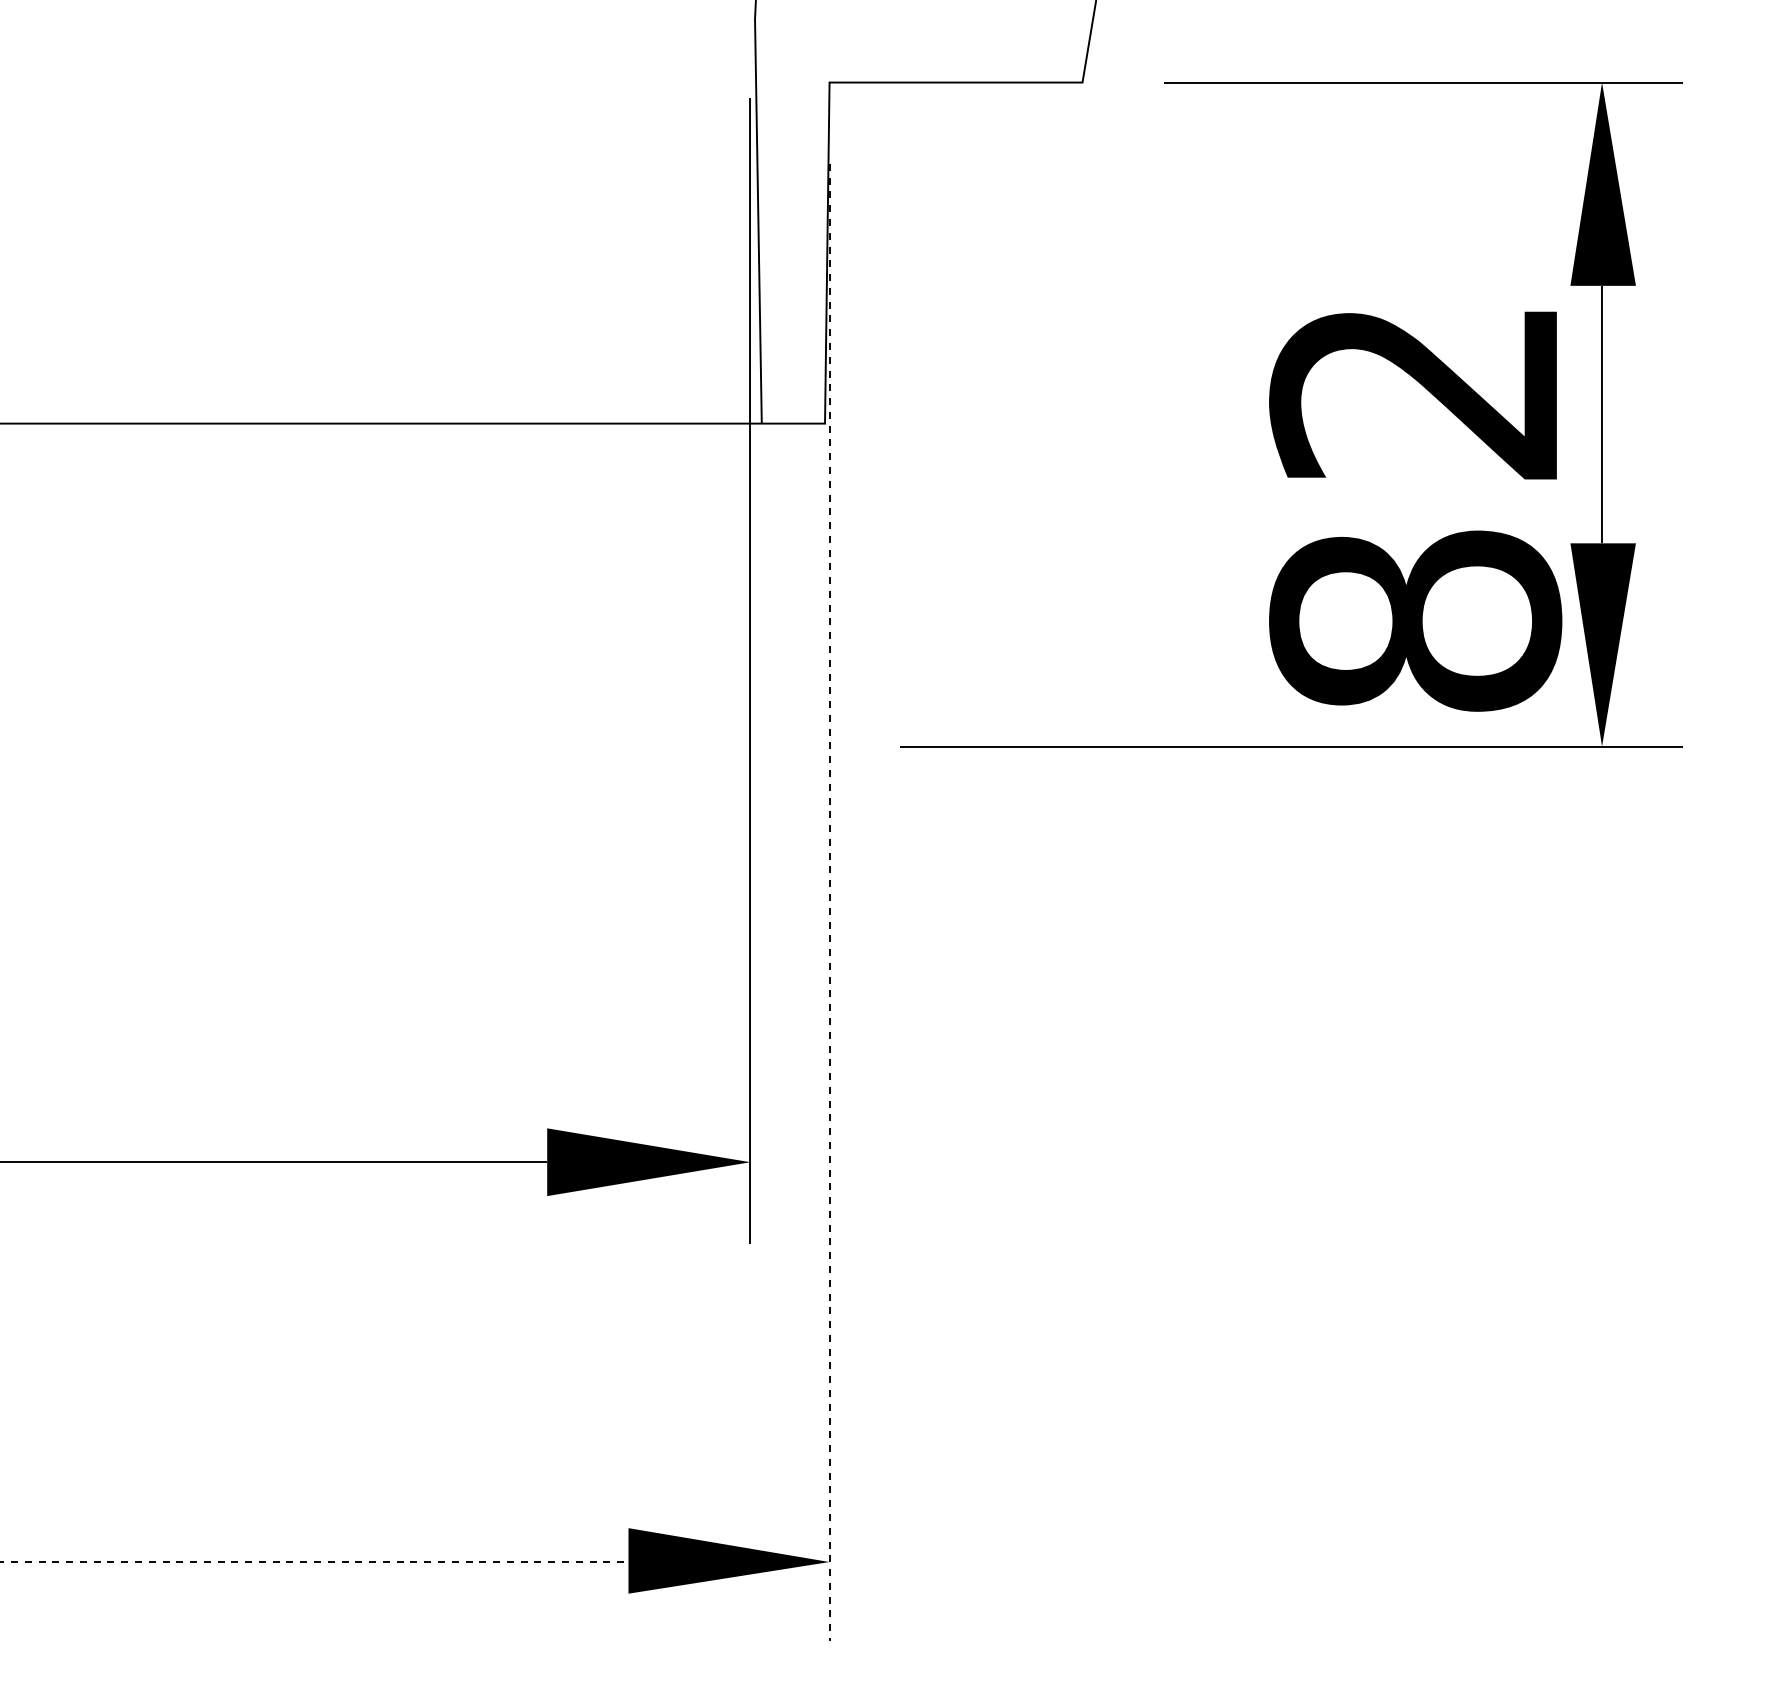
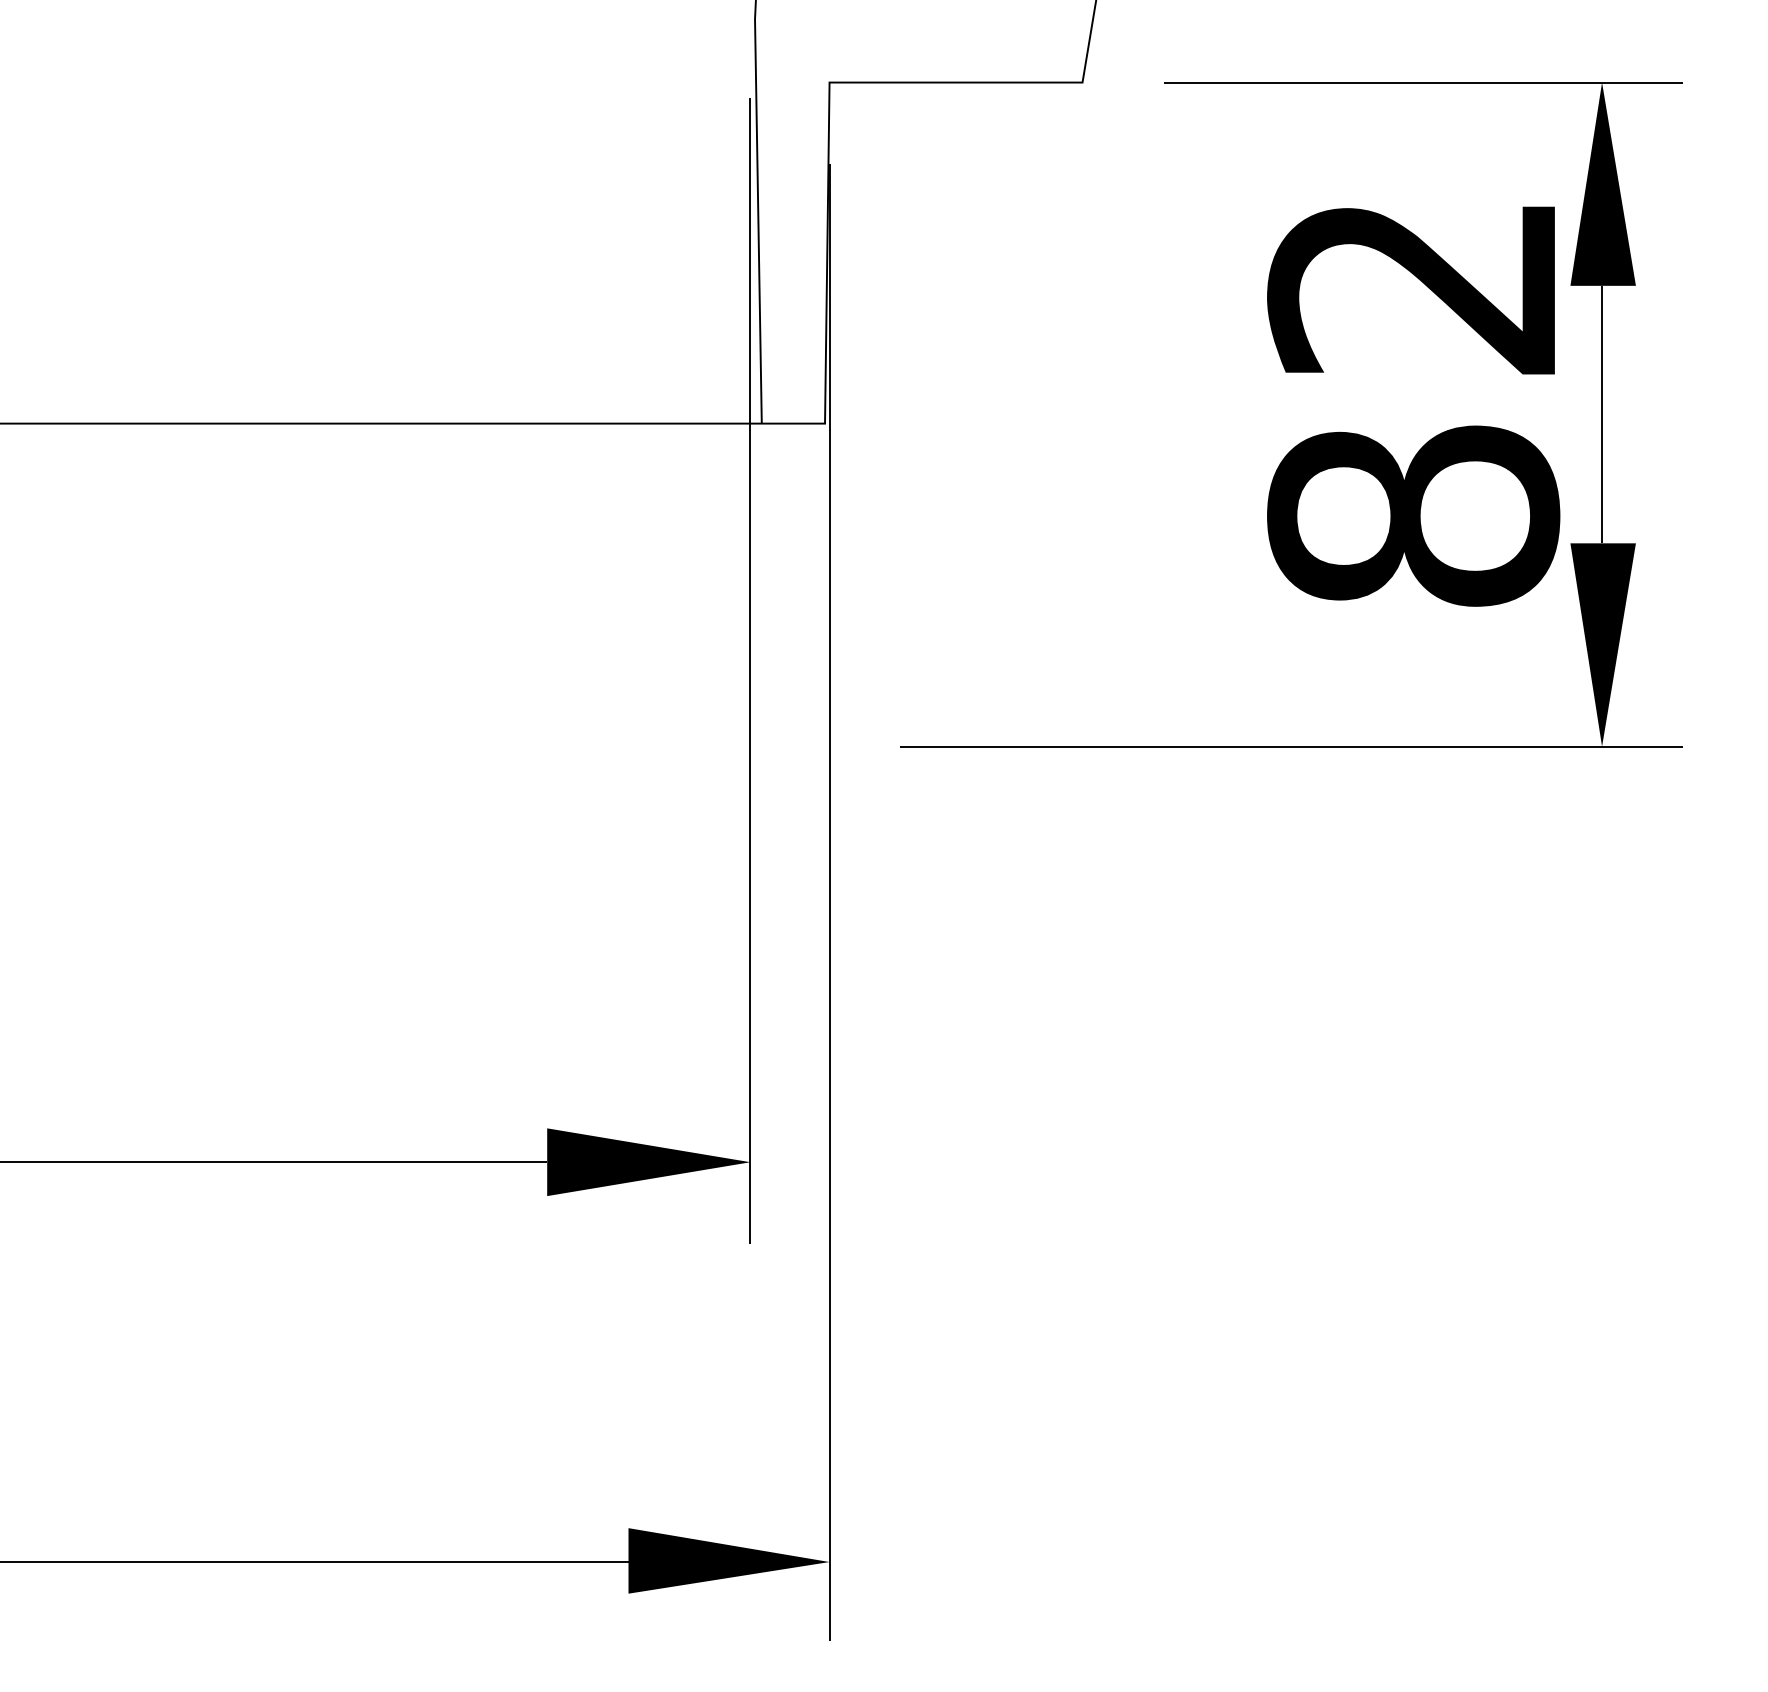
text position: (1415, 511) -> (1413, 406) (1413, 406)
line: dashed -> solid (829, 902)
line: dashed -> solid (314, 1562)
